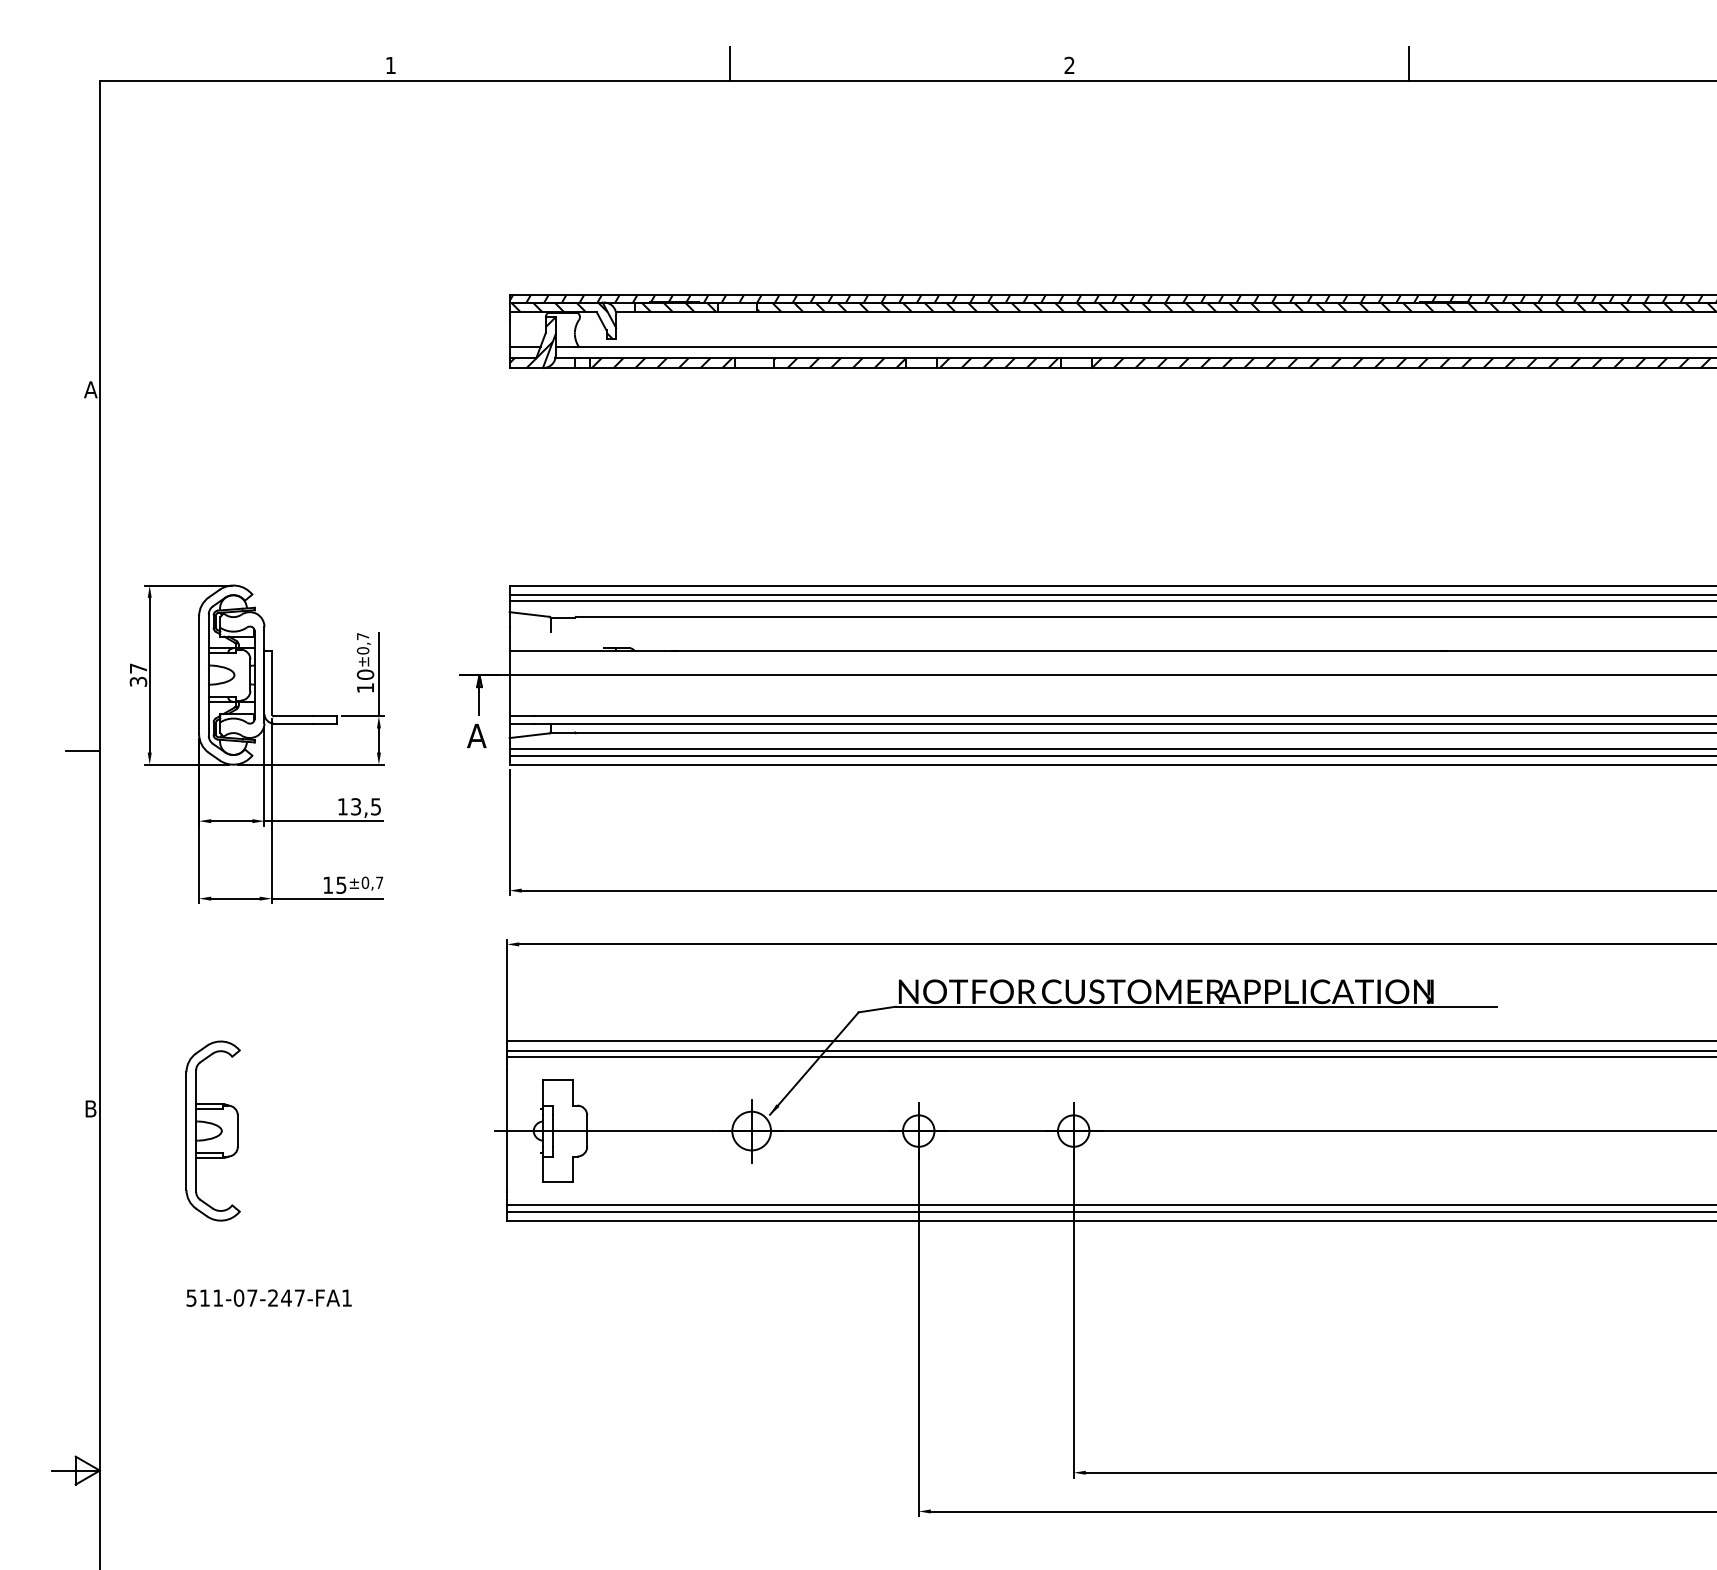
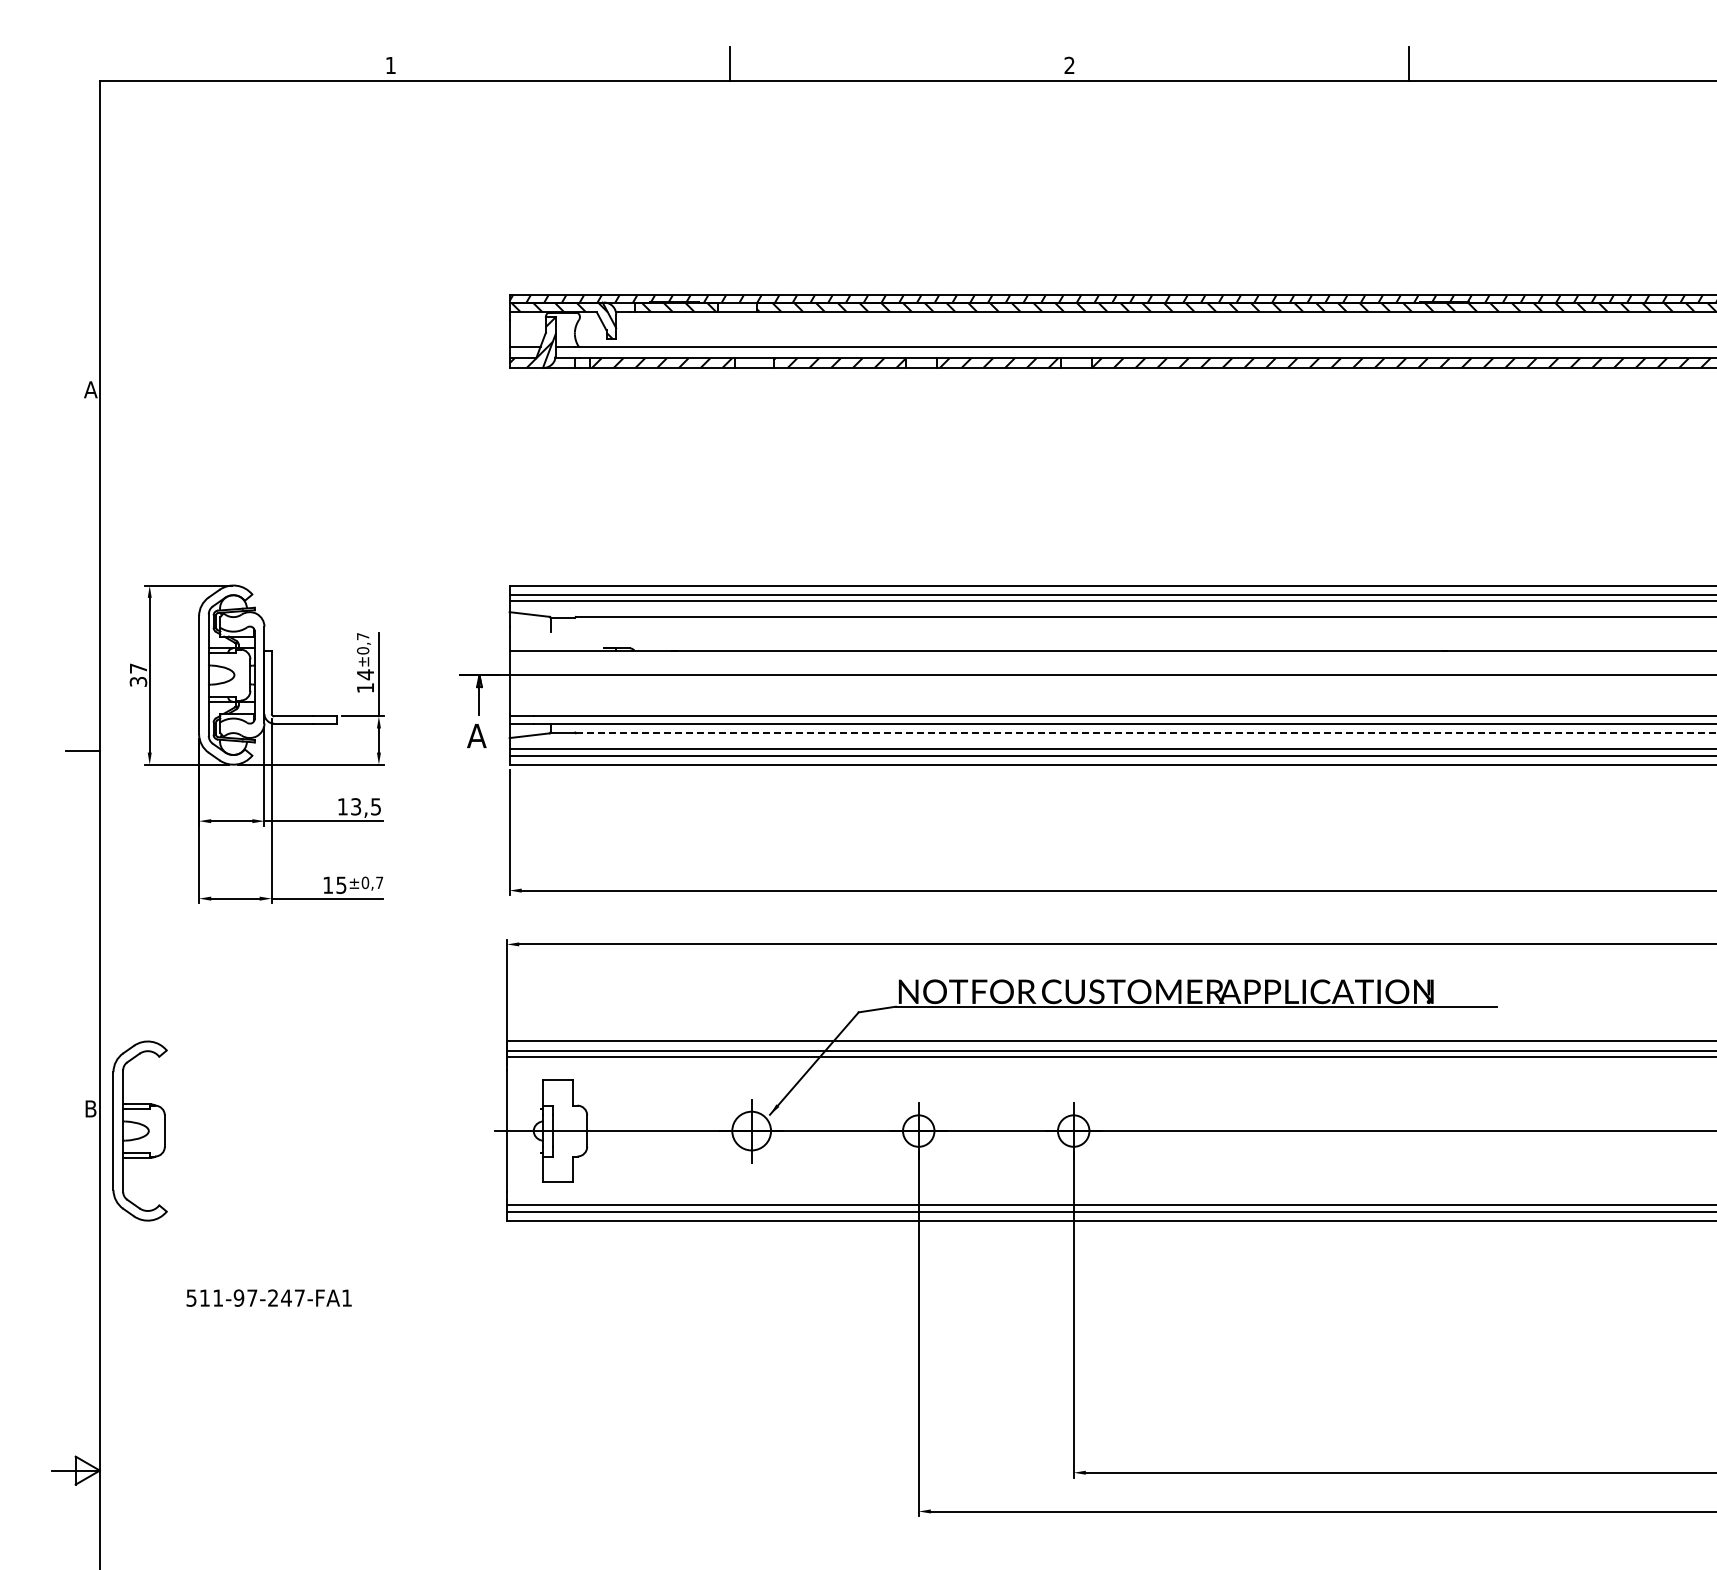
text: 10 -> 14 (365, 674)
line: solid -> dashed (1146, 733)
part position: (212, 1130) -> (139, 1130) (139, 1130)
text: 511-07-247-FA1 -> 511-97-247-FA1 (238, 1297)
